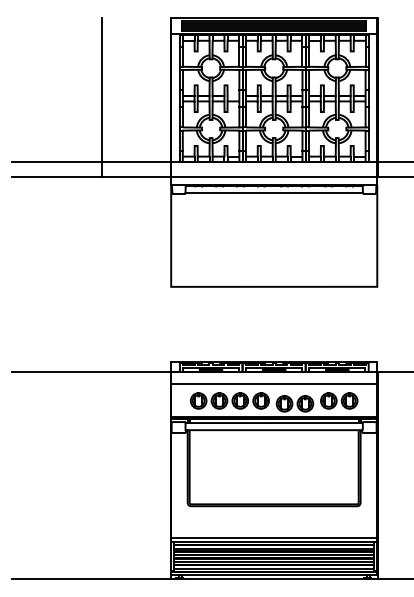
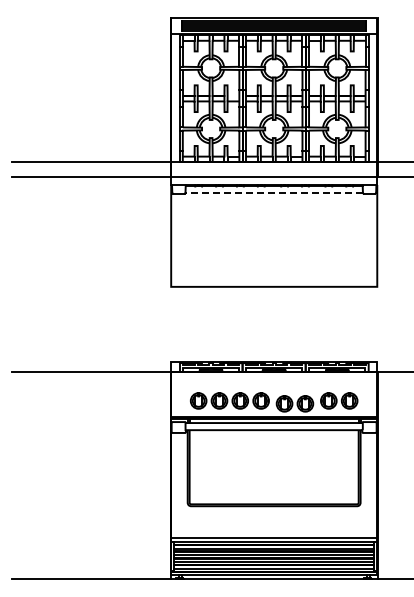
line: present -> none (102, 97)
line: solid -> dashed (274, 192)
line: present -> none (274, 383)
